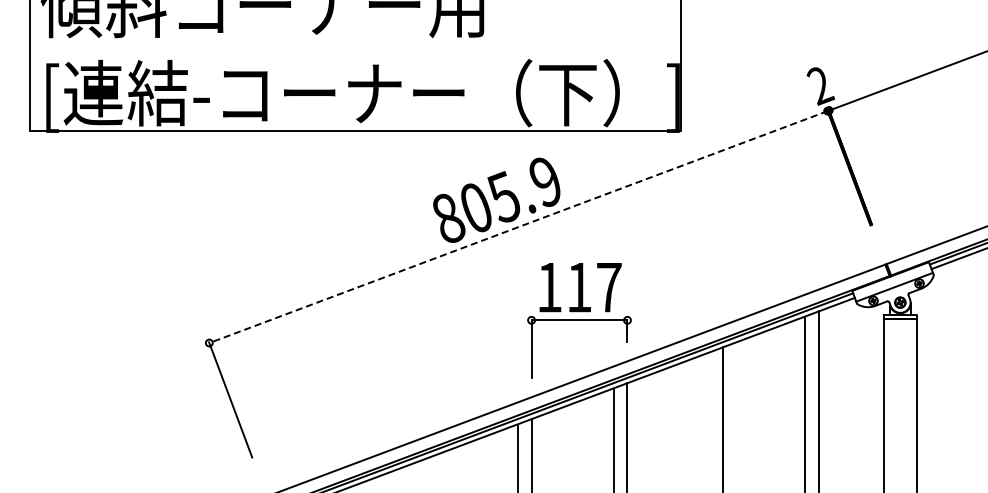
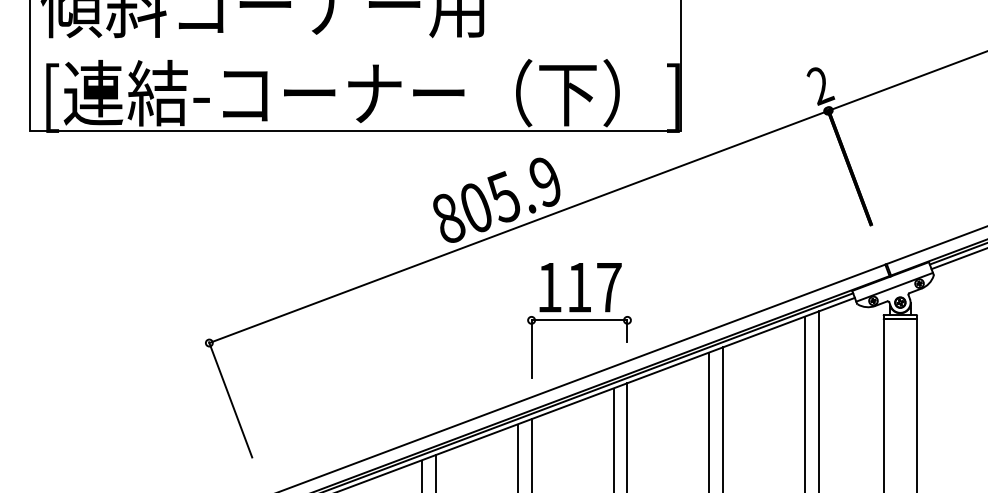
line: dashed -> solid (518, 227)
line: none -> present (709, 420)
line: none -> present (435, 472)
line: none -> present (421, 474)
